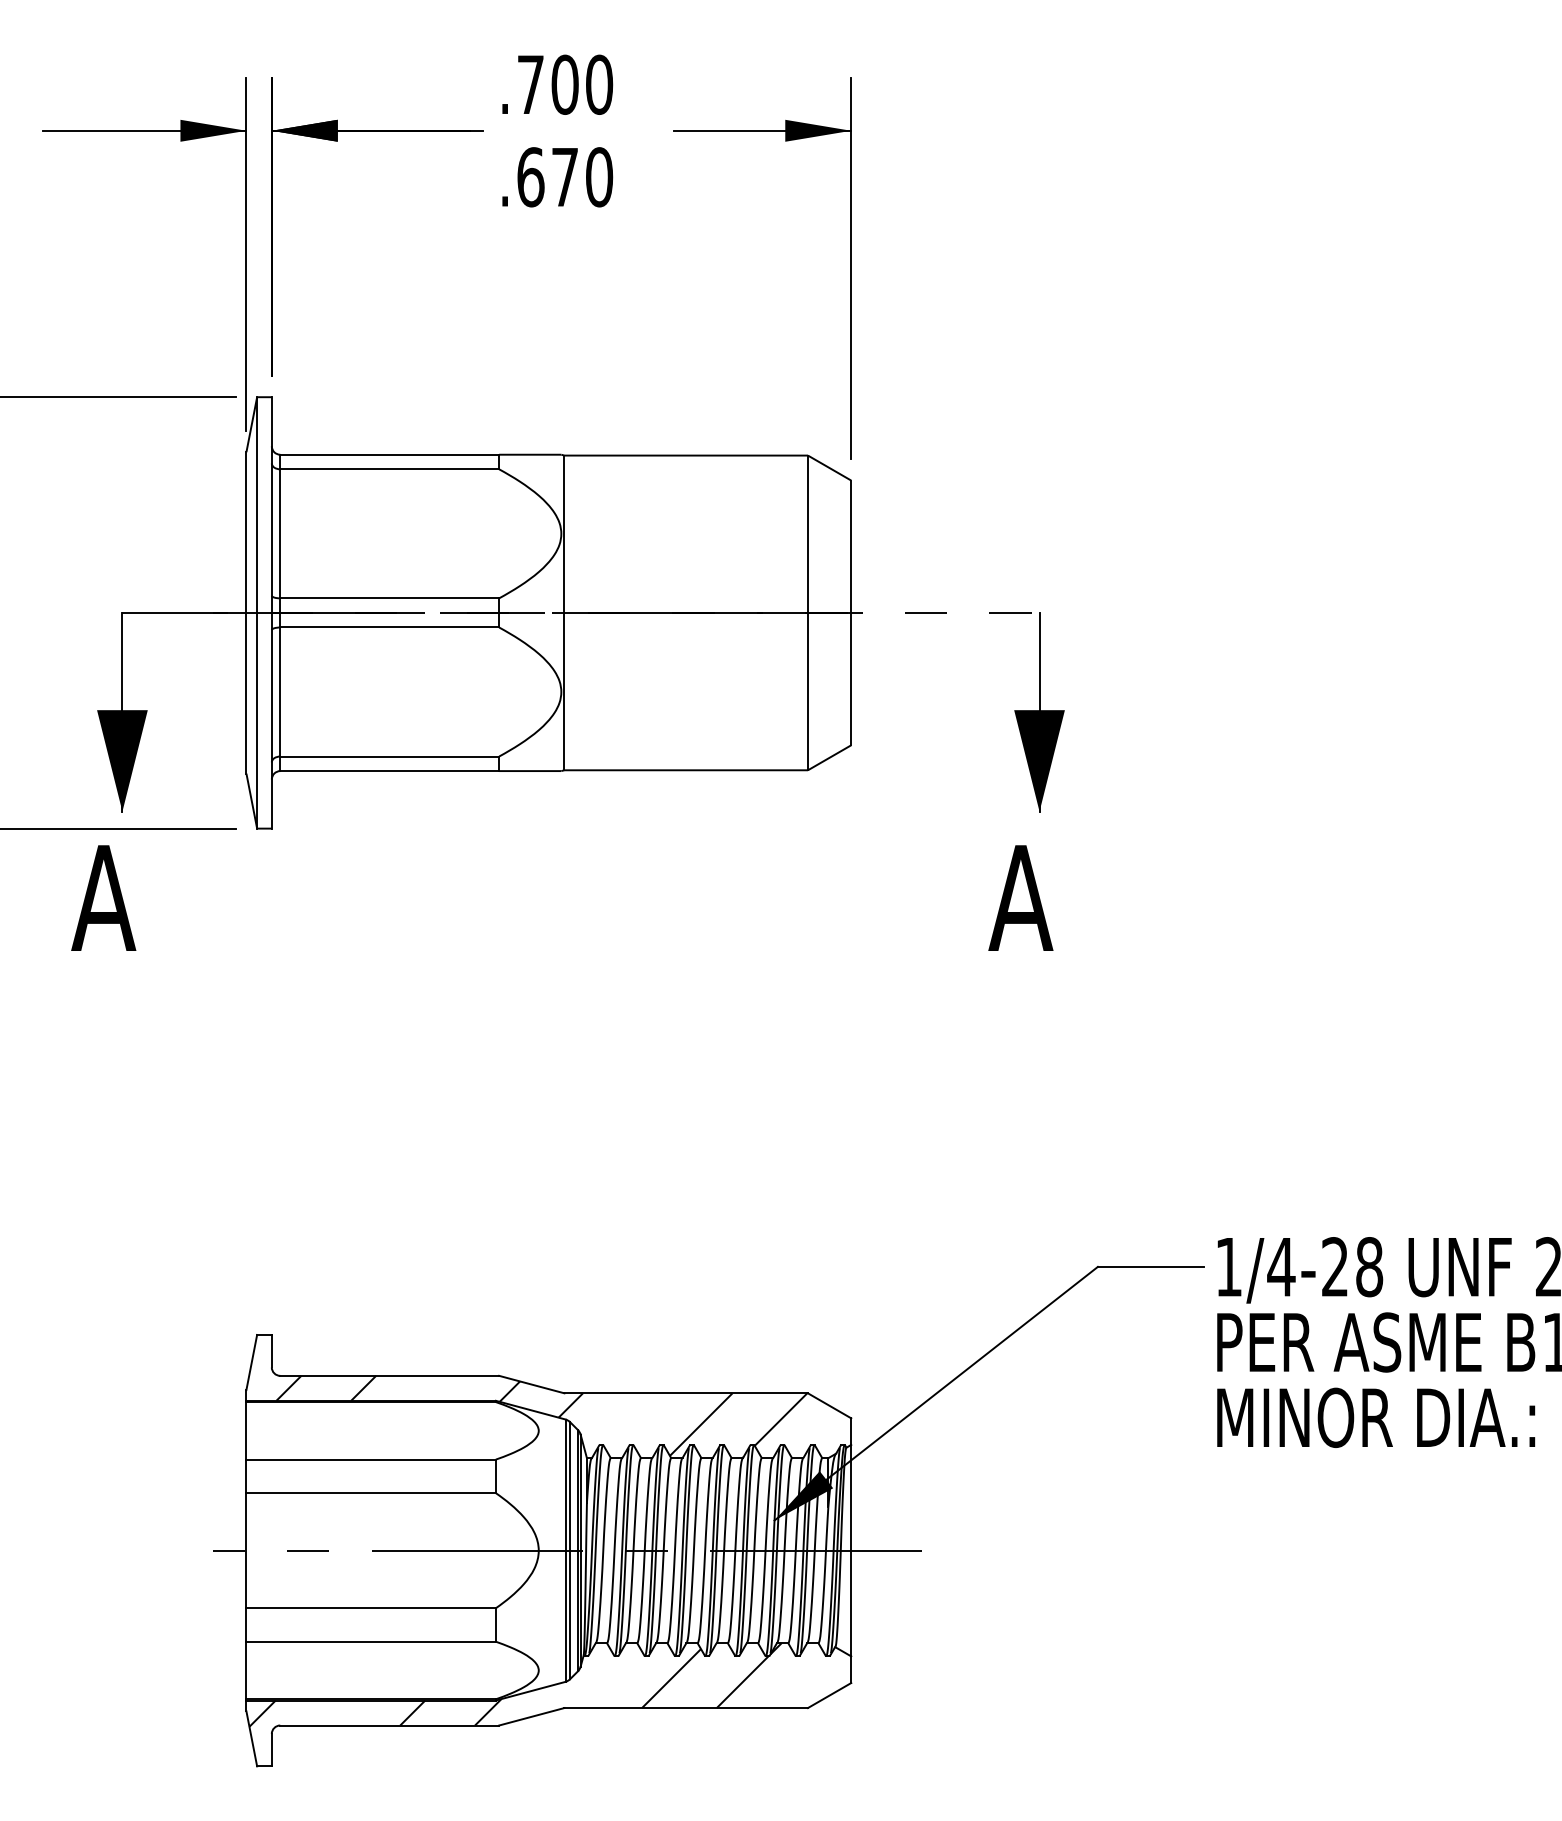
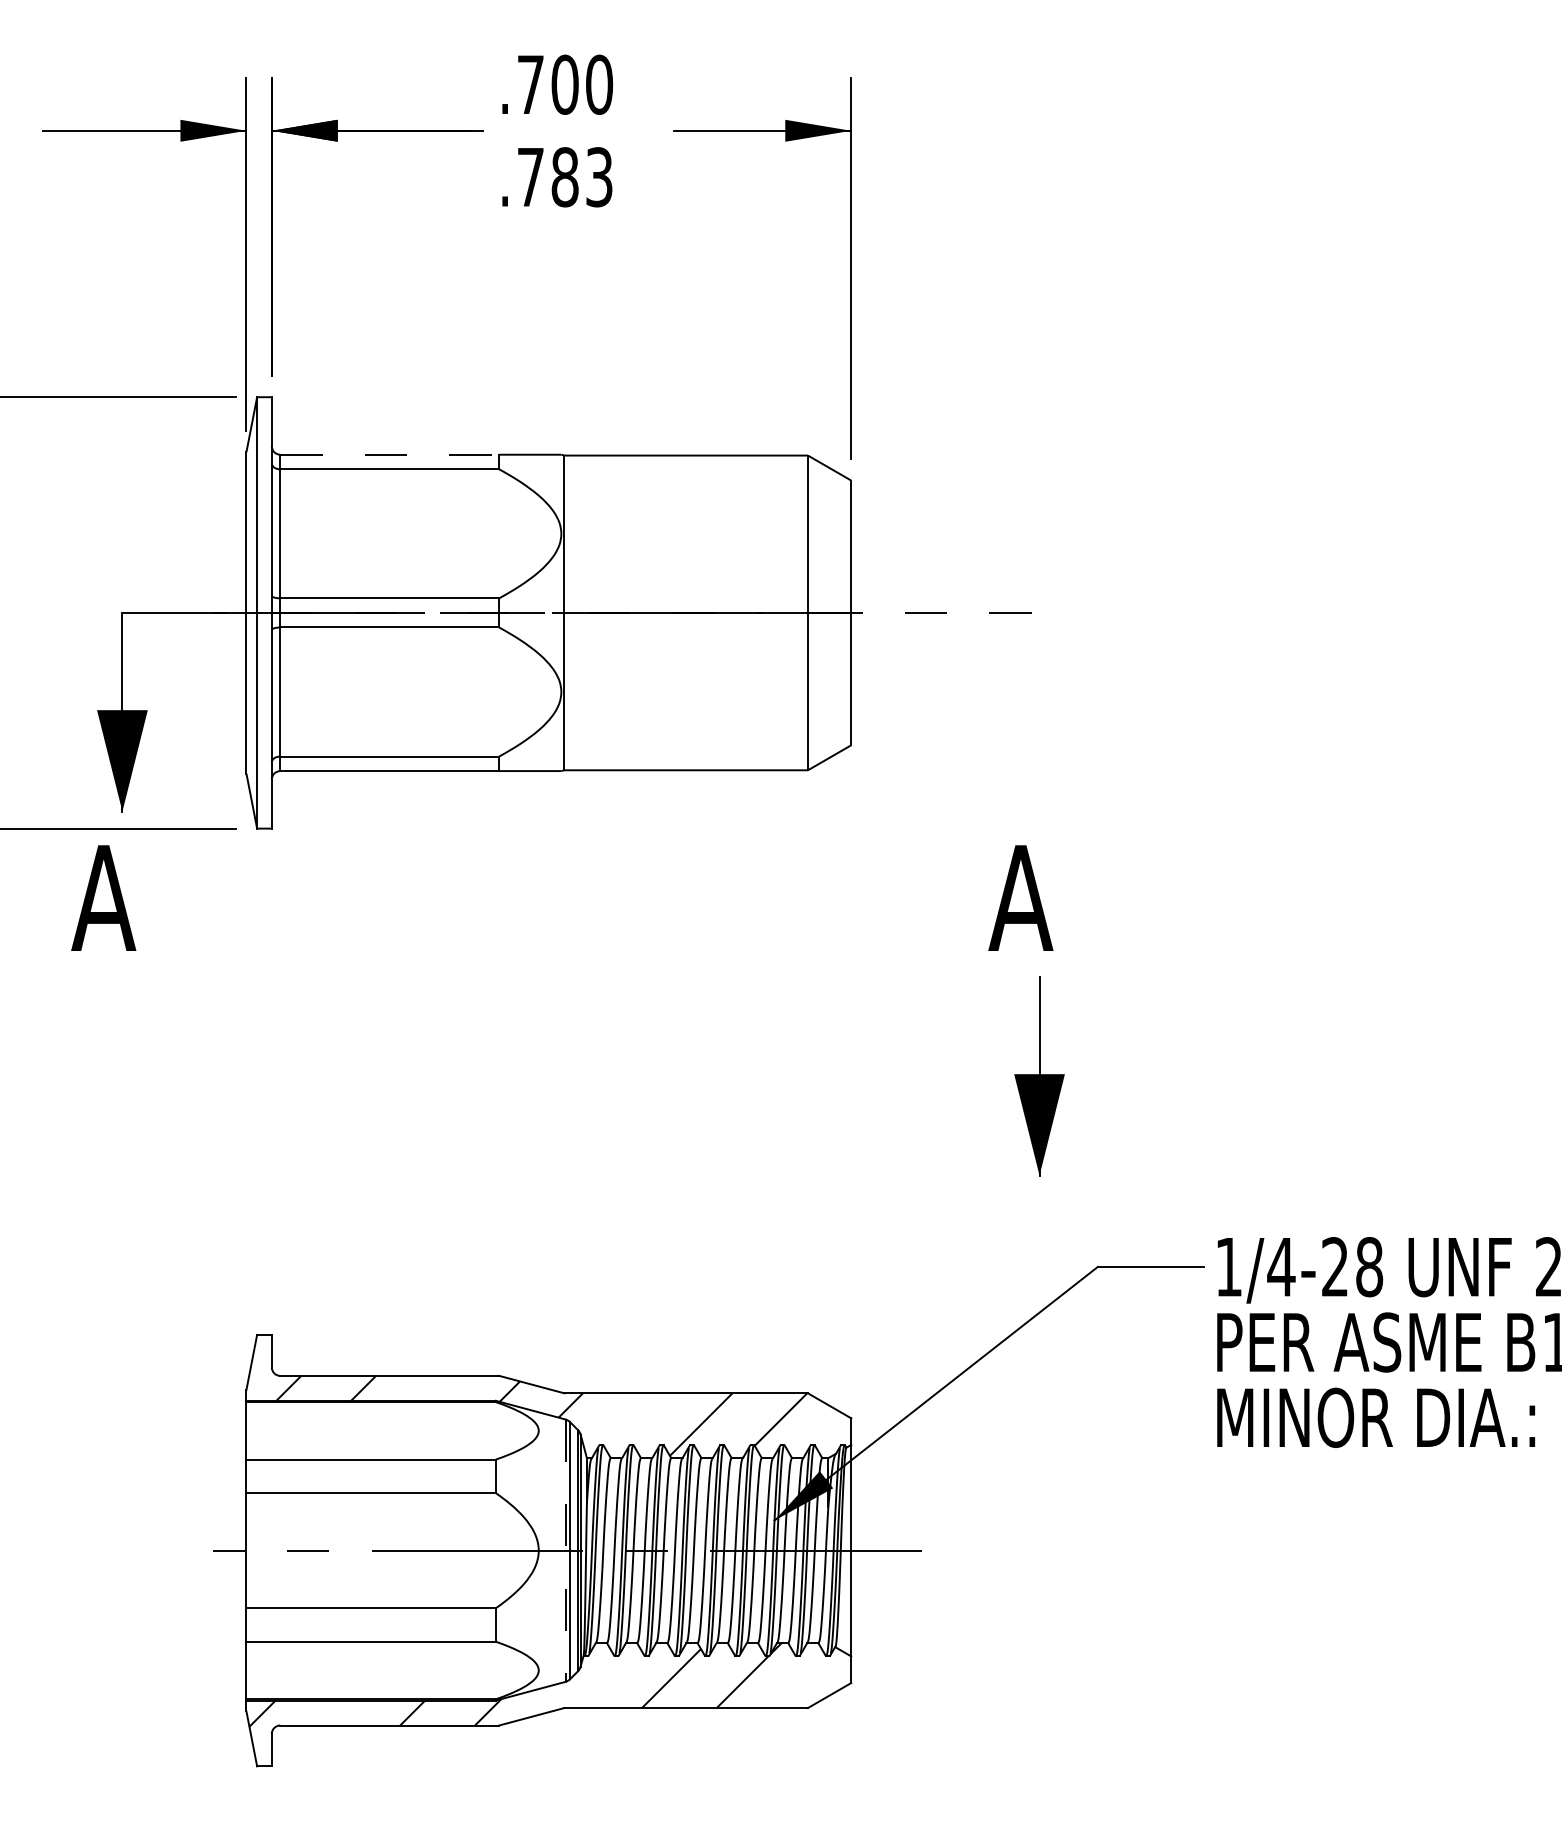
text: .670 -> .783 (565, 177)
line: solid -> dashed (390, 454)
part position: (1039, 712) -> (1039, 1076) (1039, 1076)
line: solid -> dashed (565, 1551)
